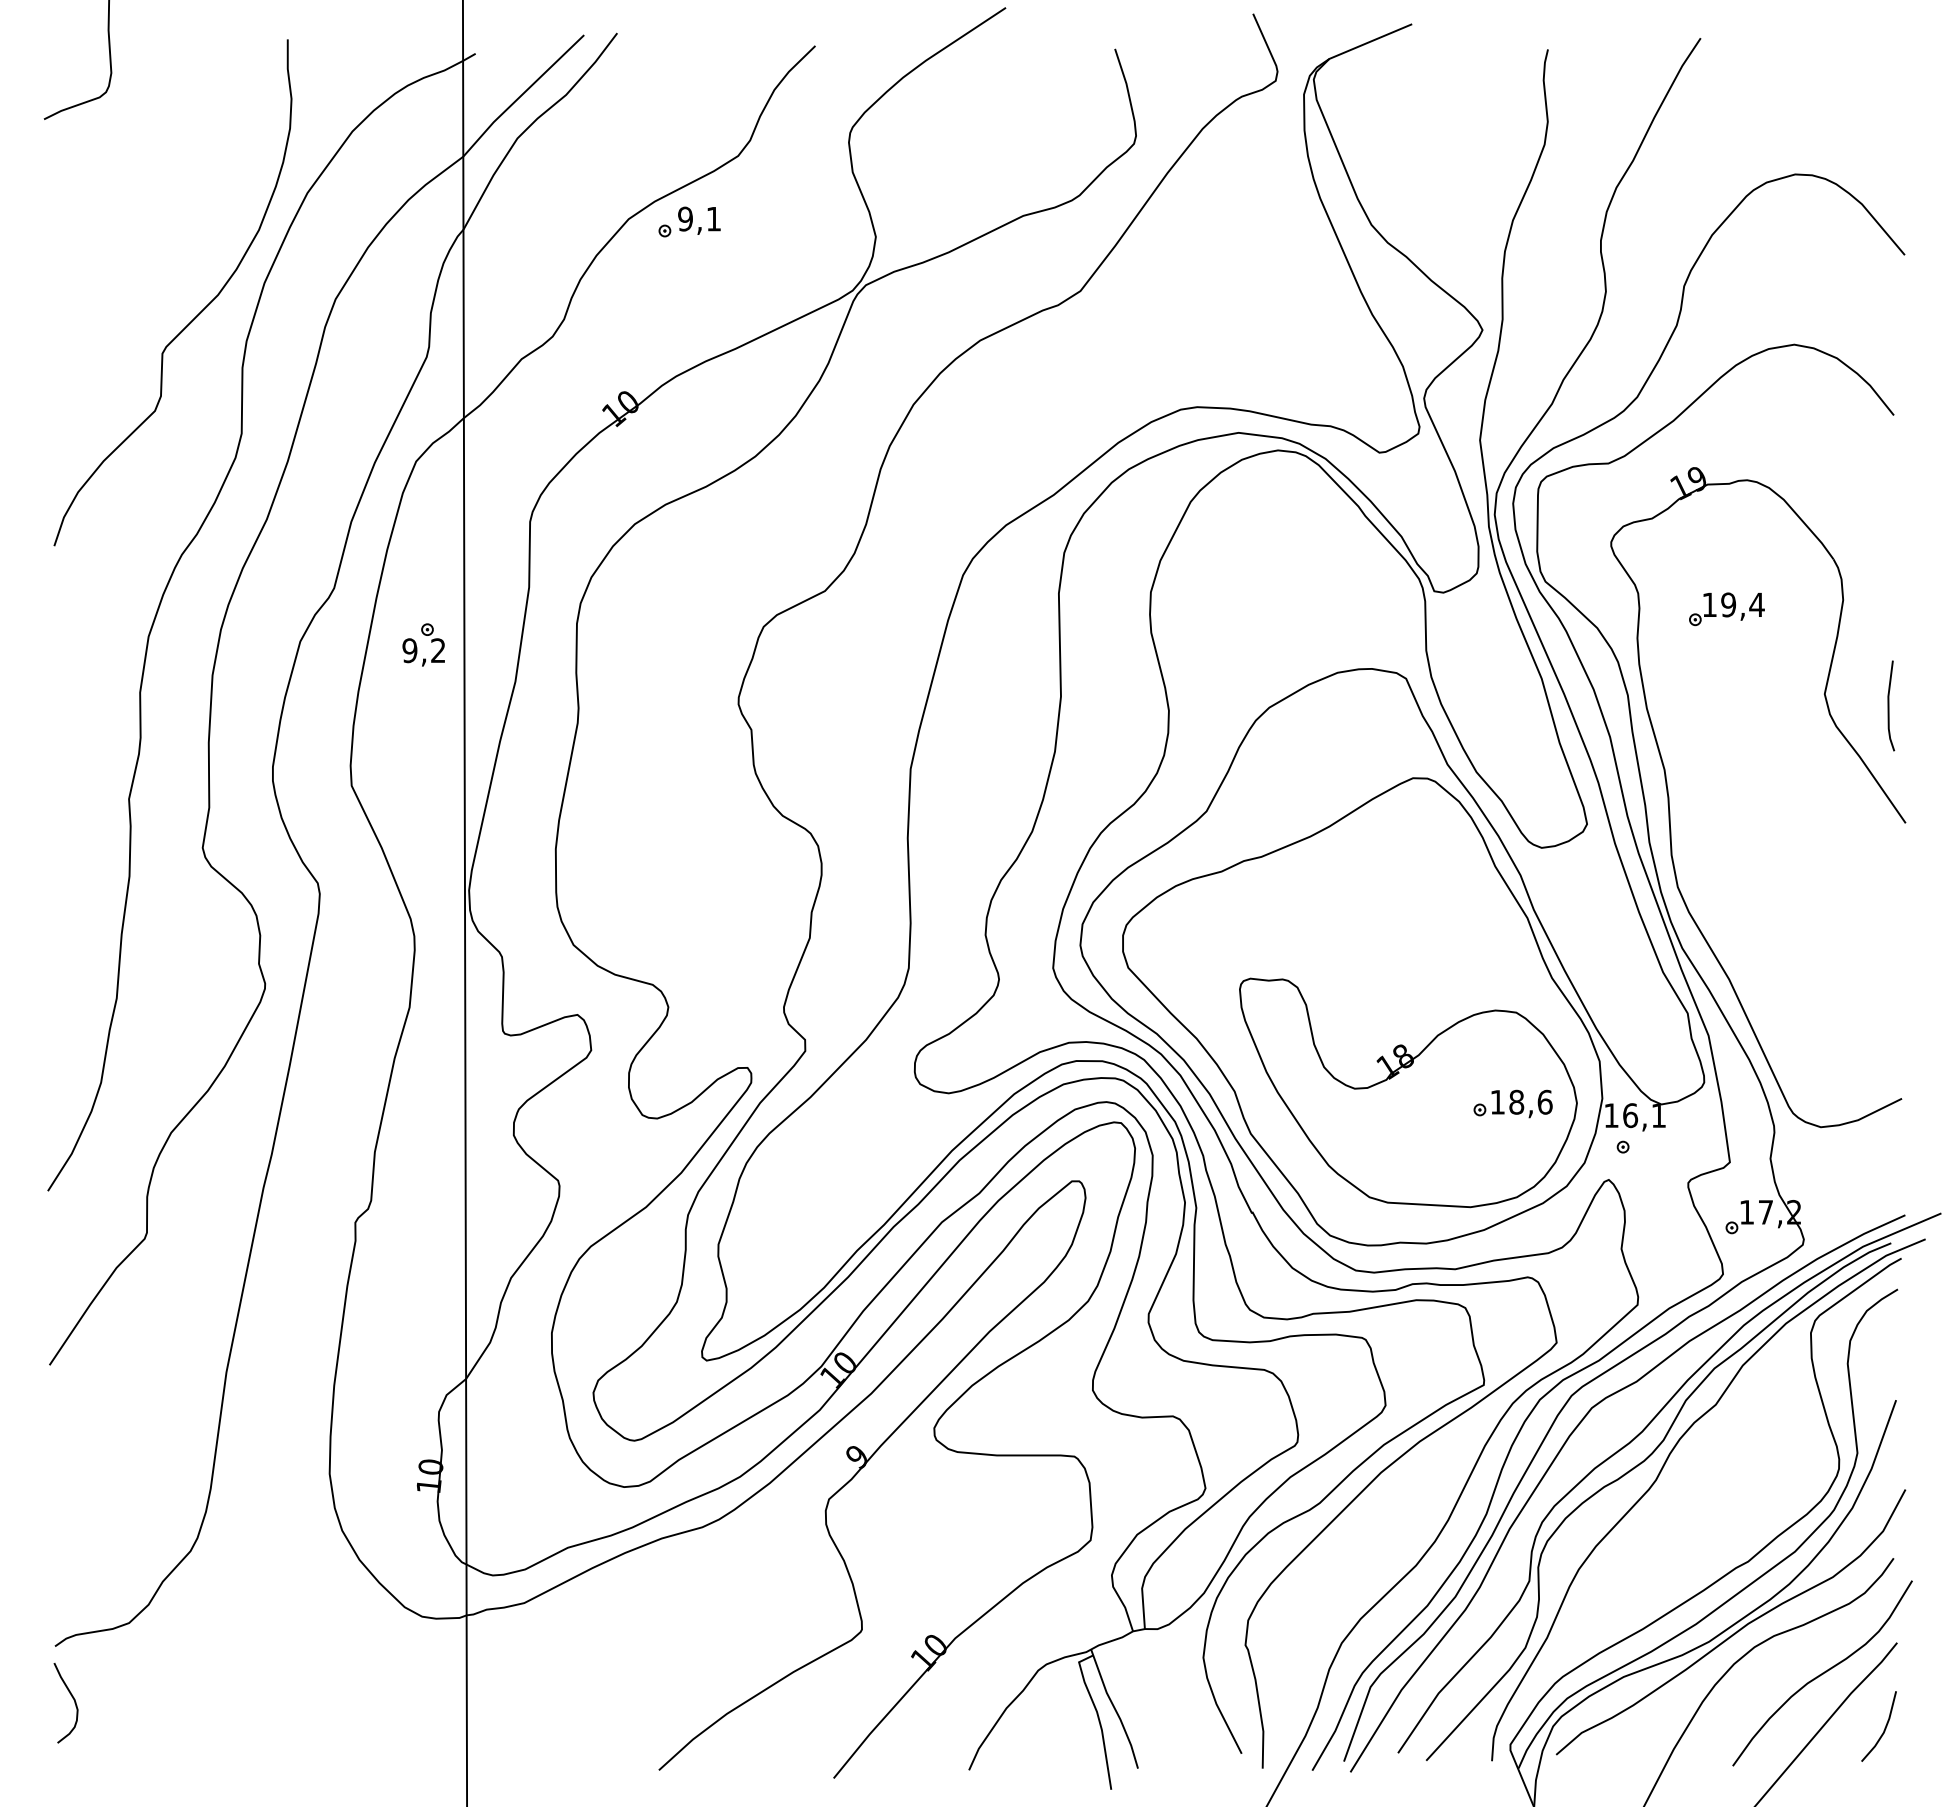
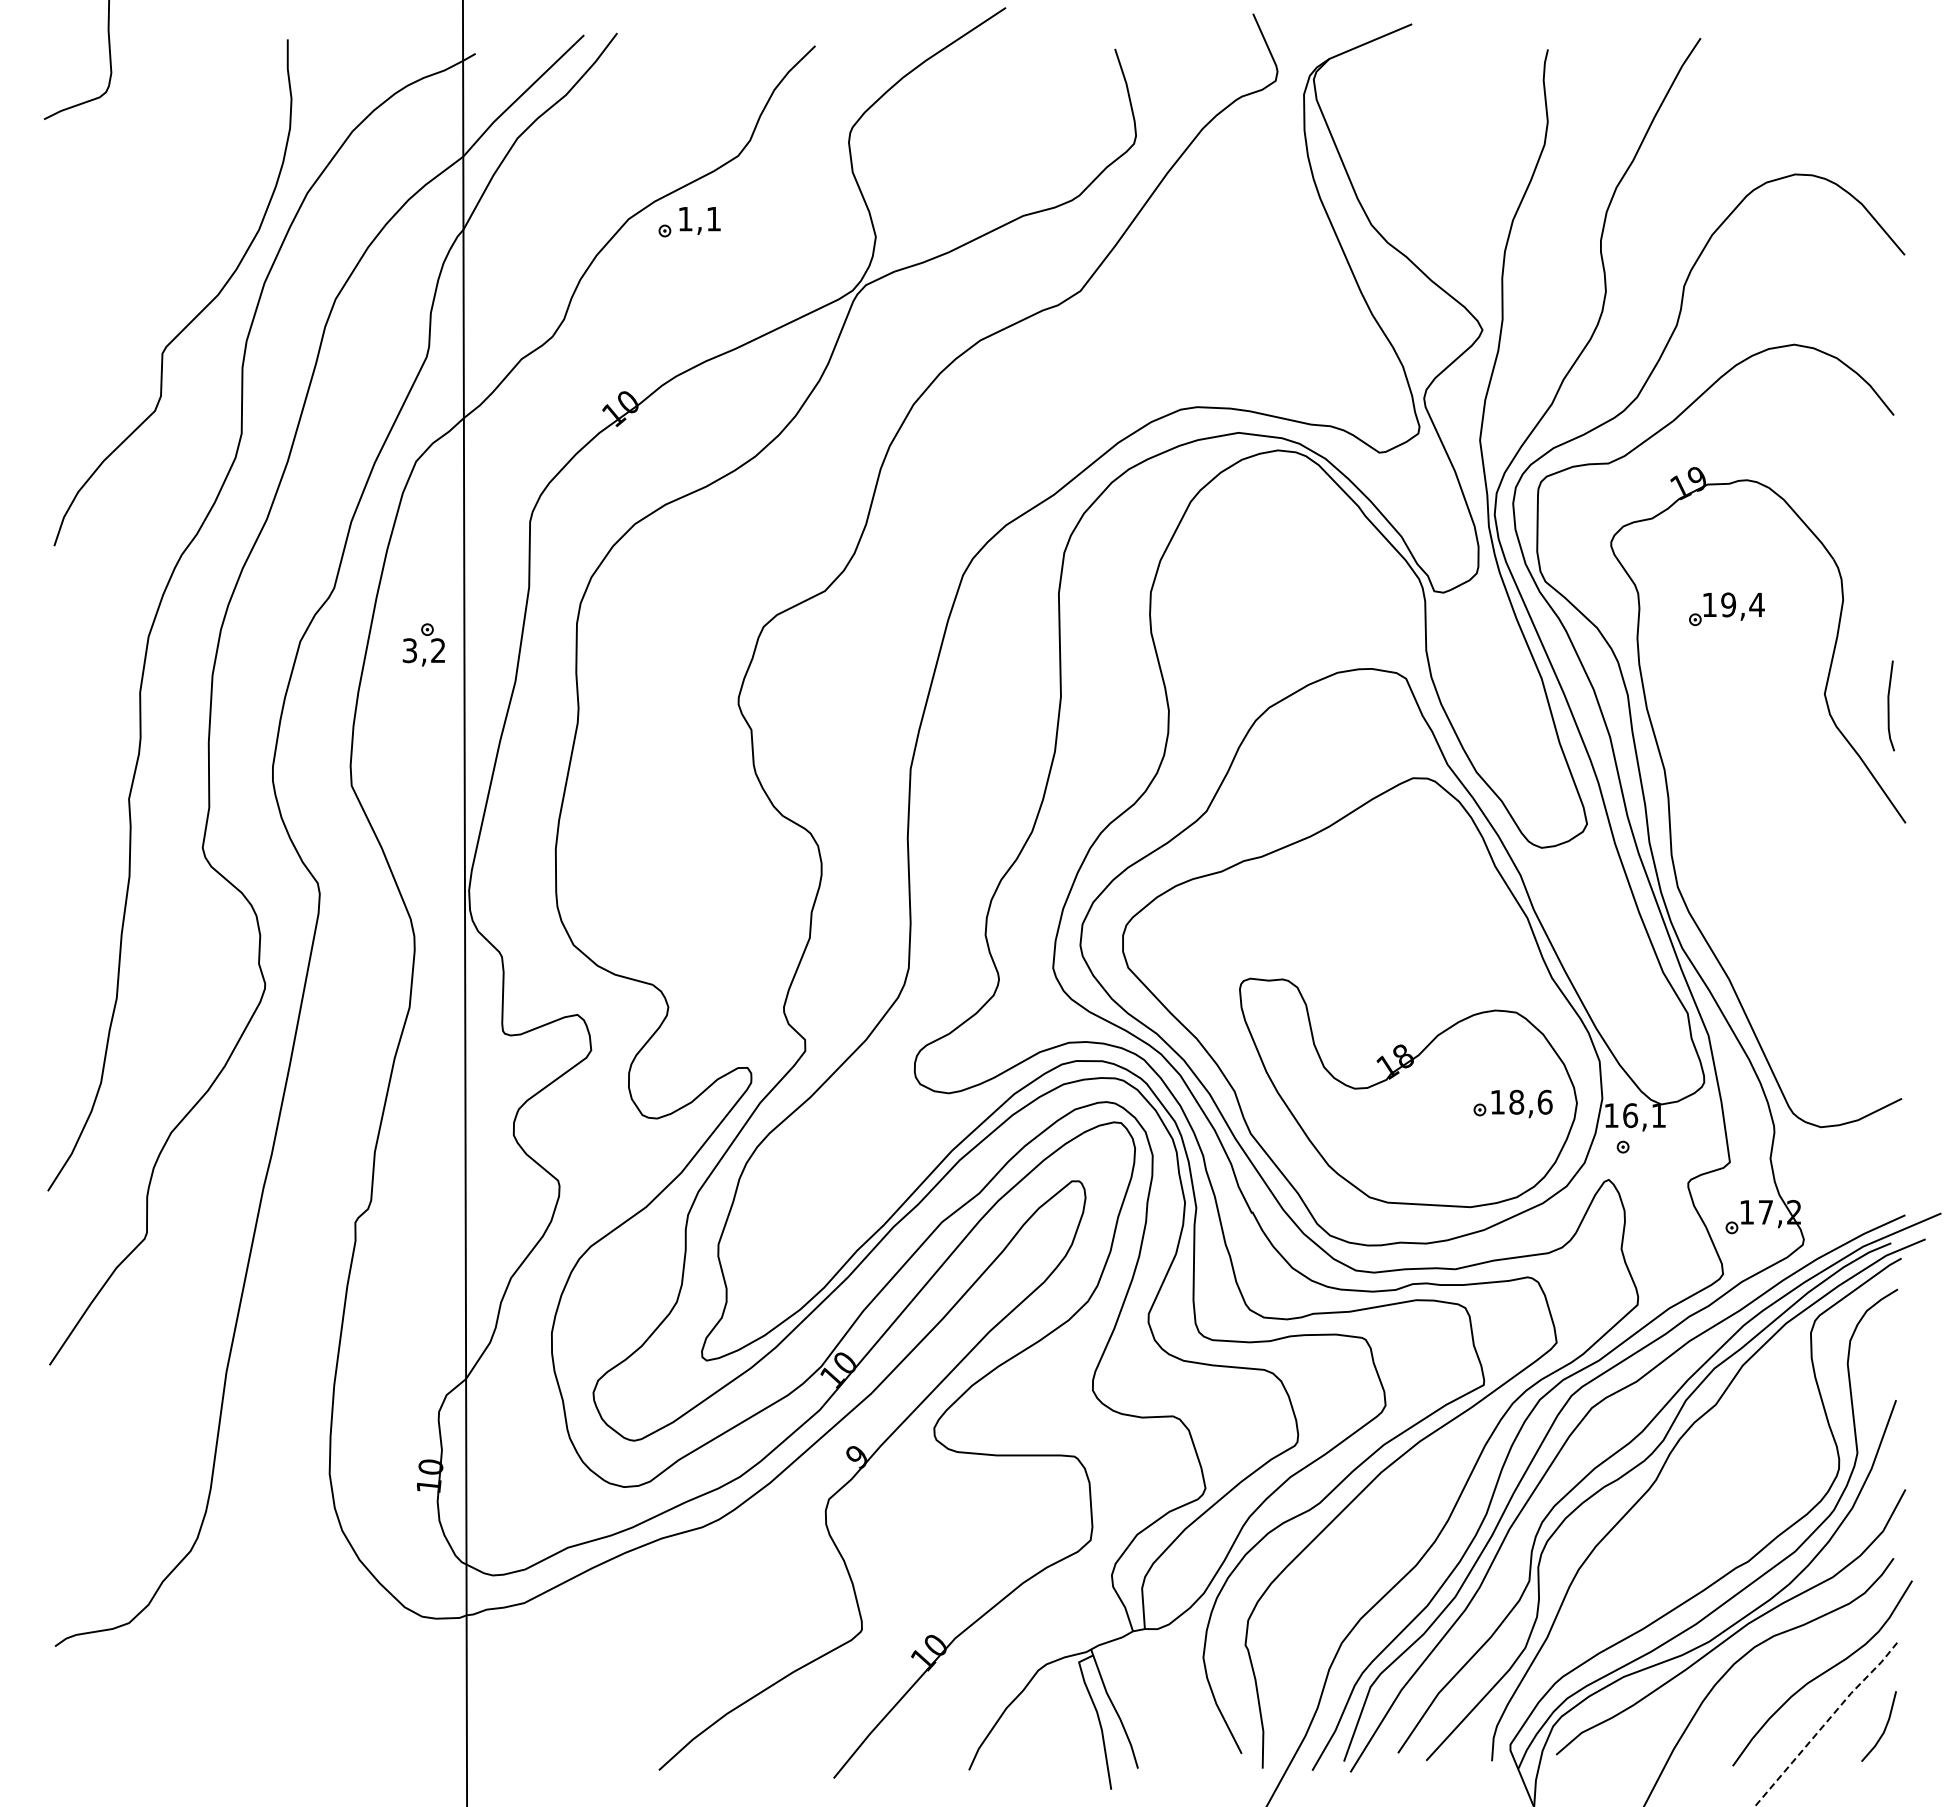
text: 9,1 -> 1,1 (685, 218)
text: 9,2 -> 3,2 (409, 650)
curve: present -> none (73, 1700)
line: solid -> dashed (1825, 1723)
